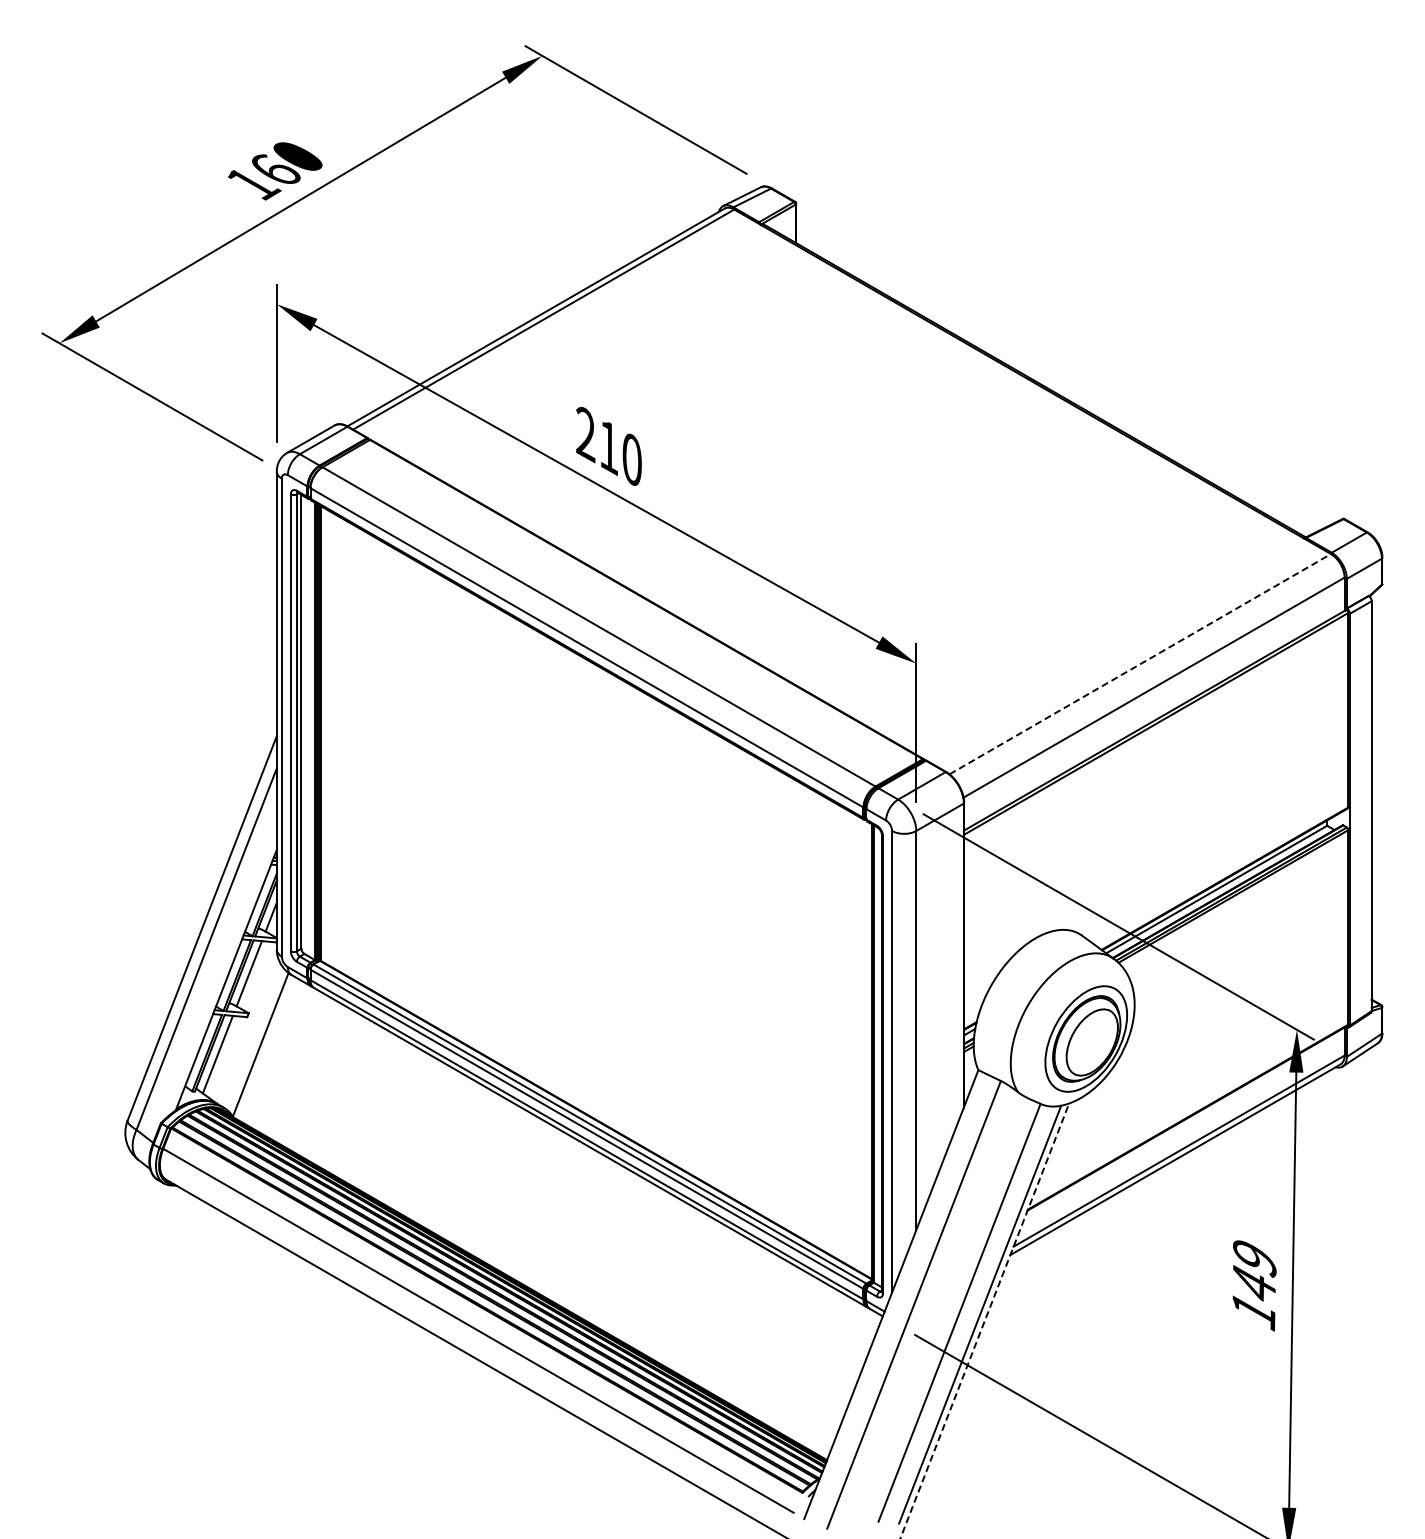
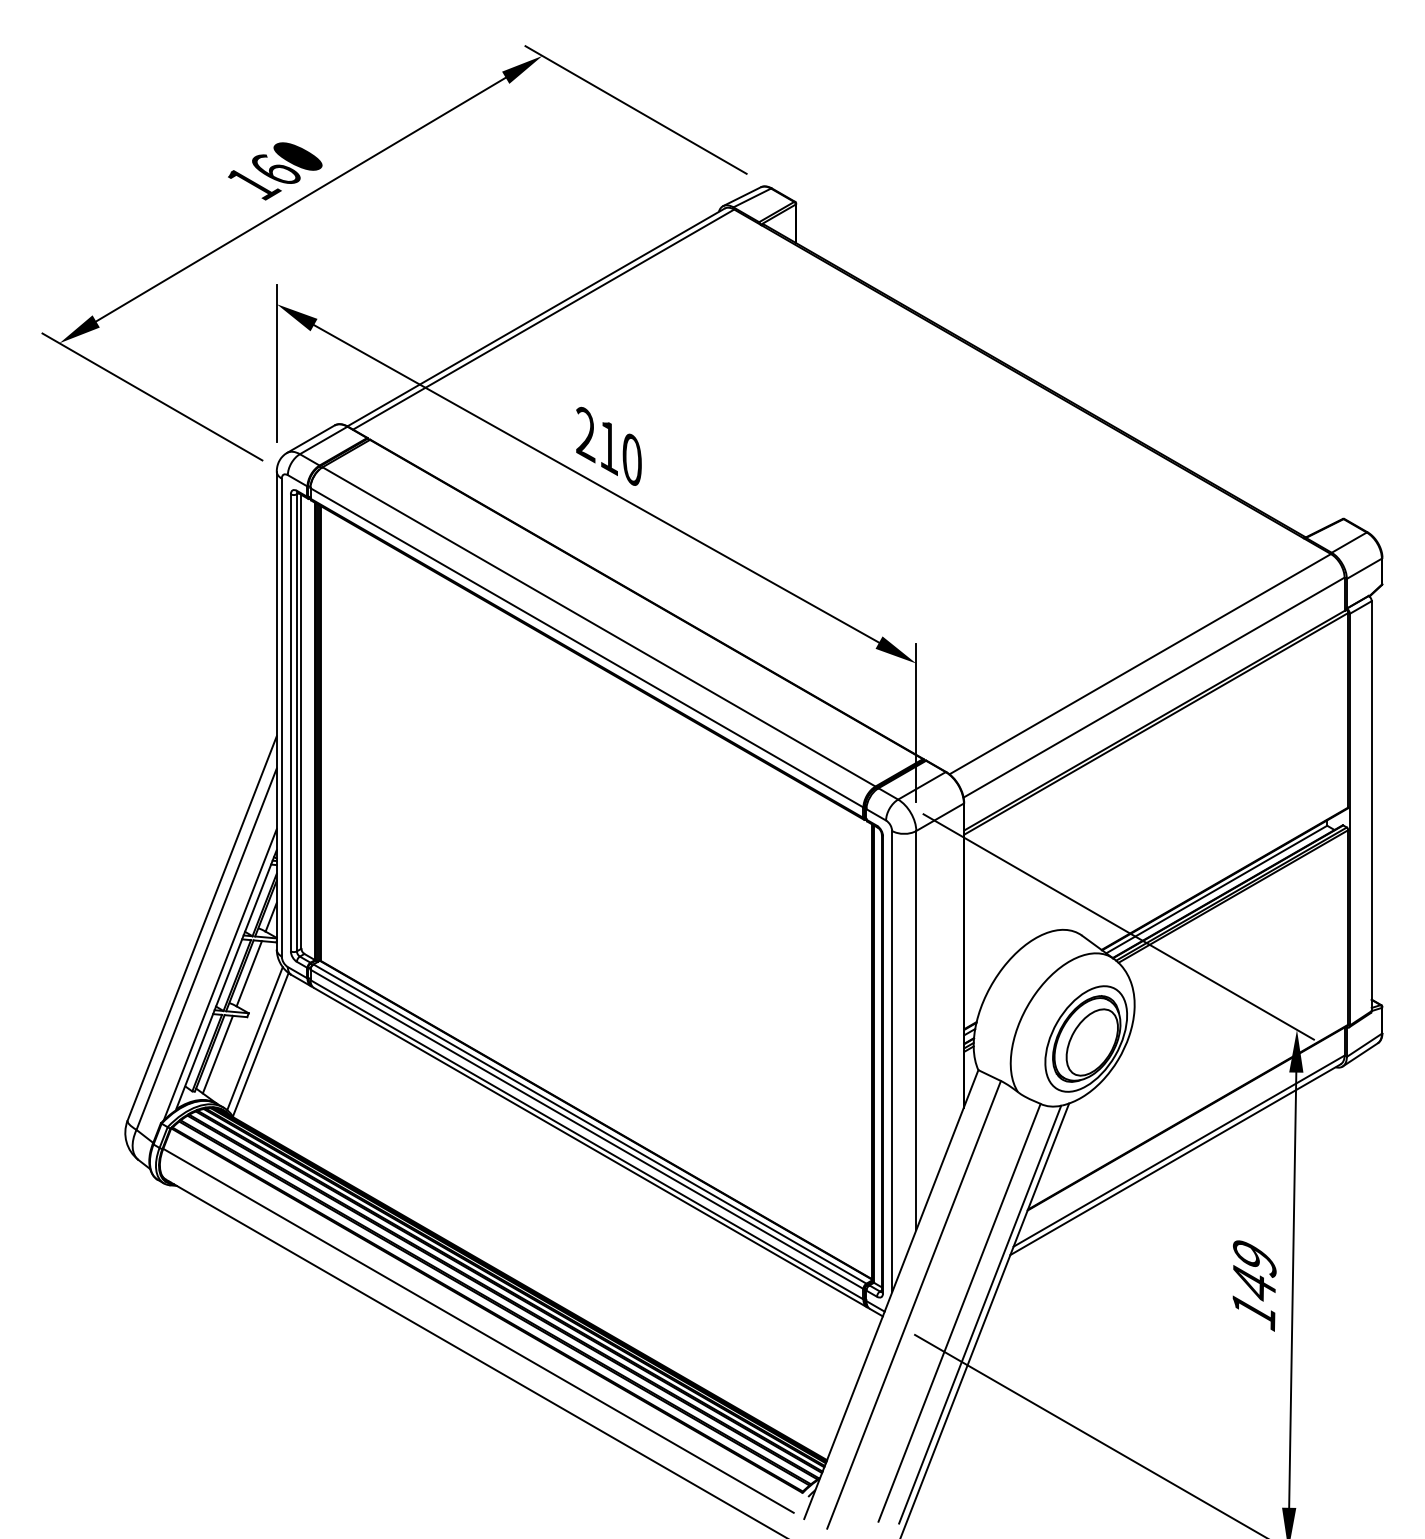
line: dashed -> solid (1140, 663)
line: none -> present (219, 974)
line: none -> present (254, 1038)
line: dashed -> solid (984, 1321)
